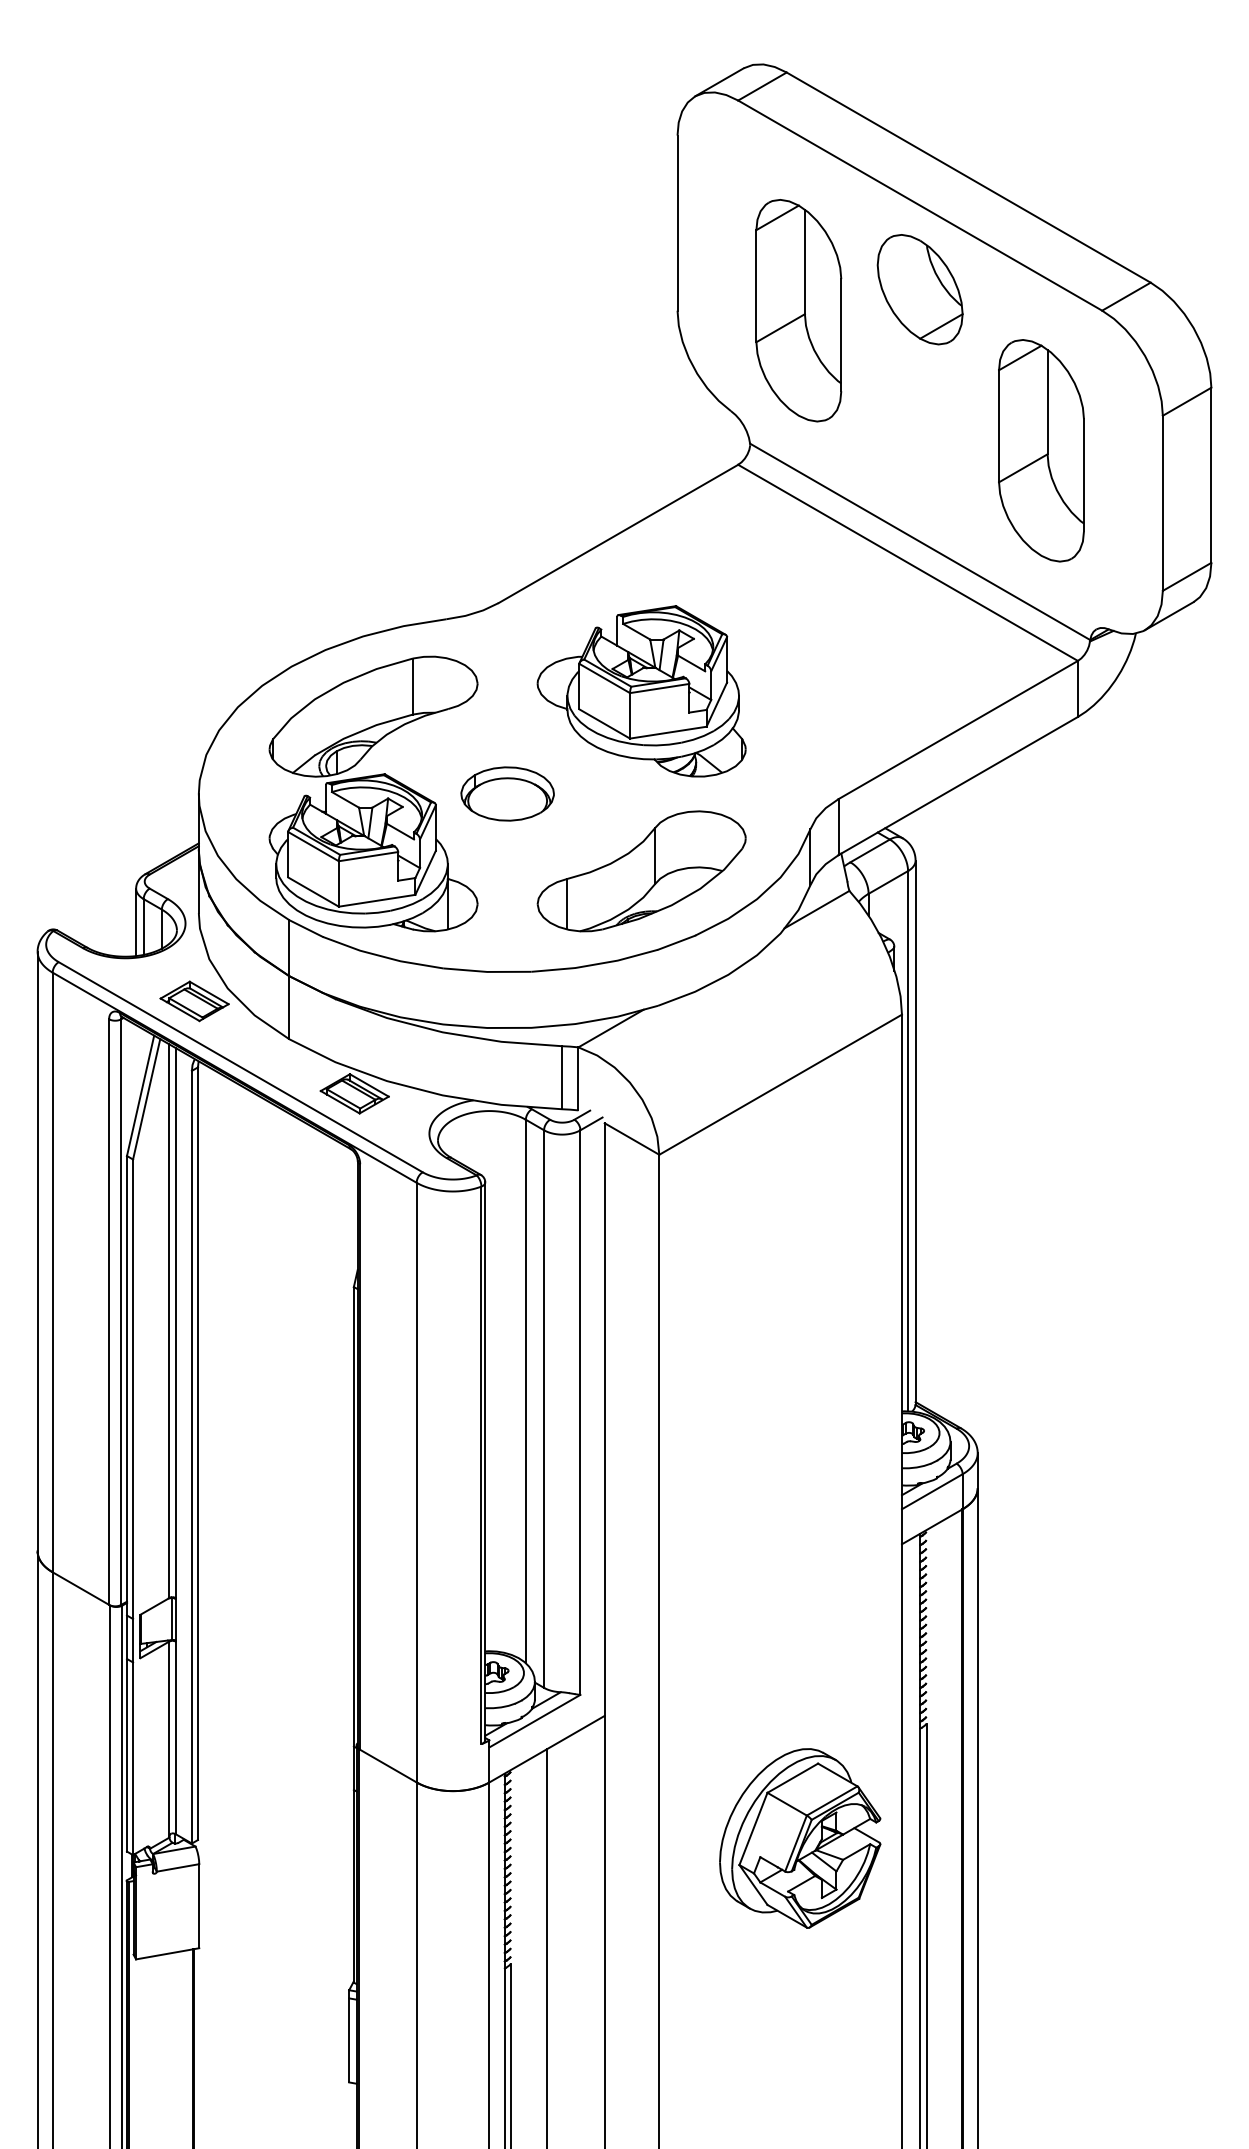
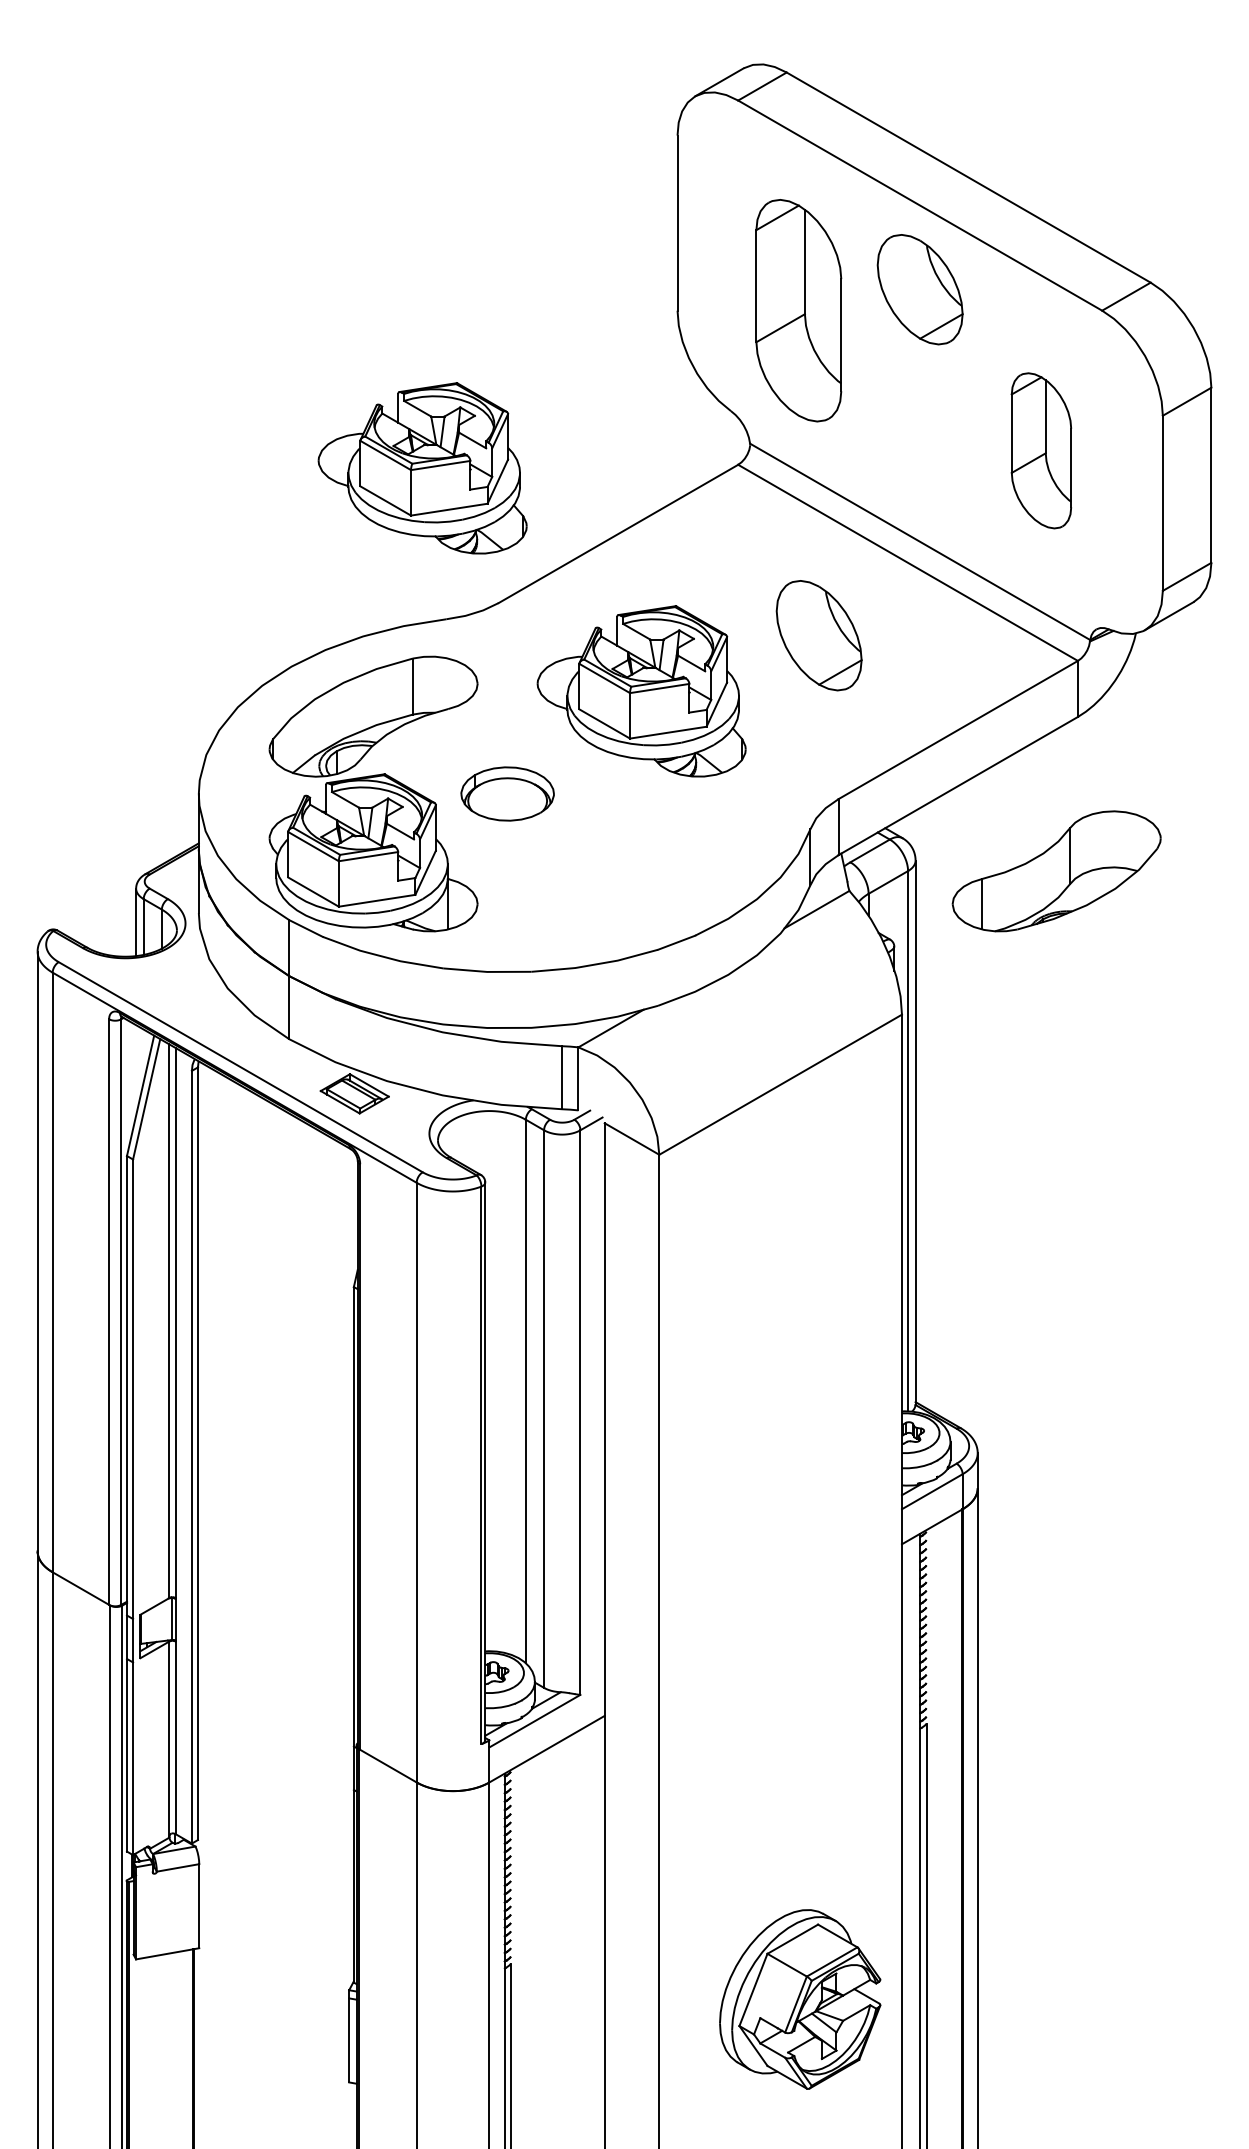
part size: 87x224 px -> 63x158 px (1041, 450)
part: none -> present (422, 468)
part: none -> present (818, 635)
part position: (641, 871) -> (1056, 871) (1056, 871)
part: present -> none (194, 1001)
part position: (800, 1838) -> (800, 1999) (800, 1999)
line: present -> none (546, 1947)
